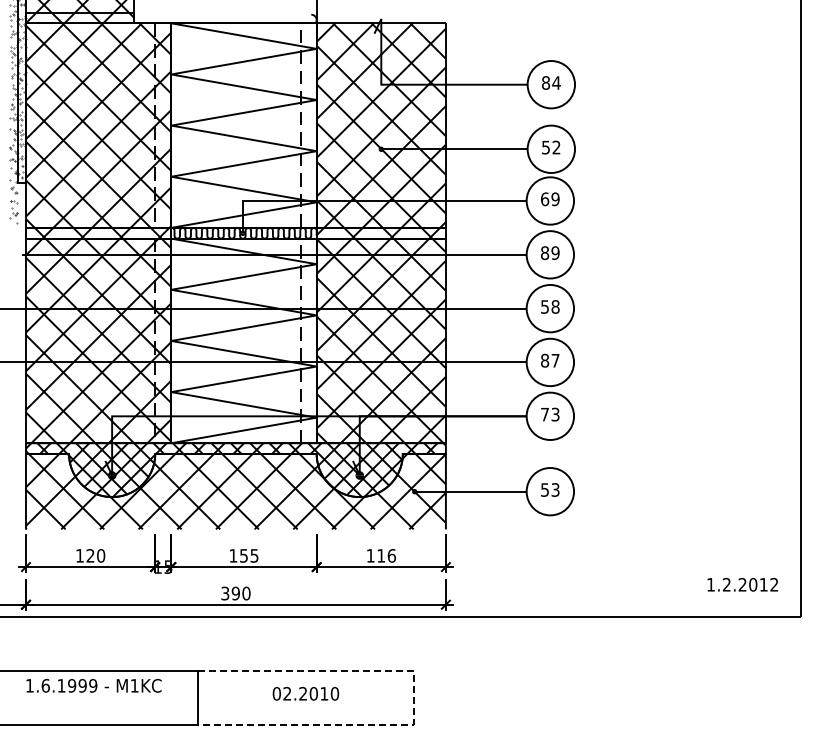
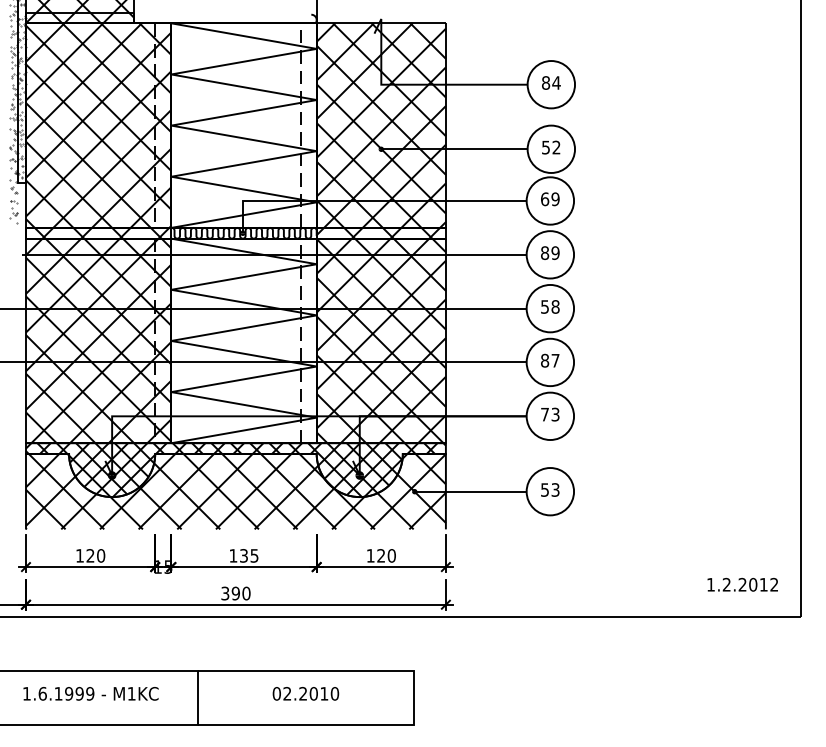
text: 155 -> 135 (243, 555)
text: 116 -> 120 (386, 555)
text position: (93, 685) -> (90, 693) (90, 693)
line: dashed -> solid (413, 697)
